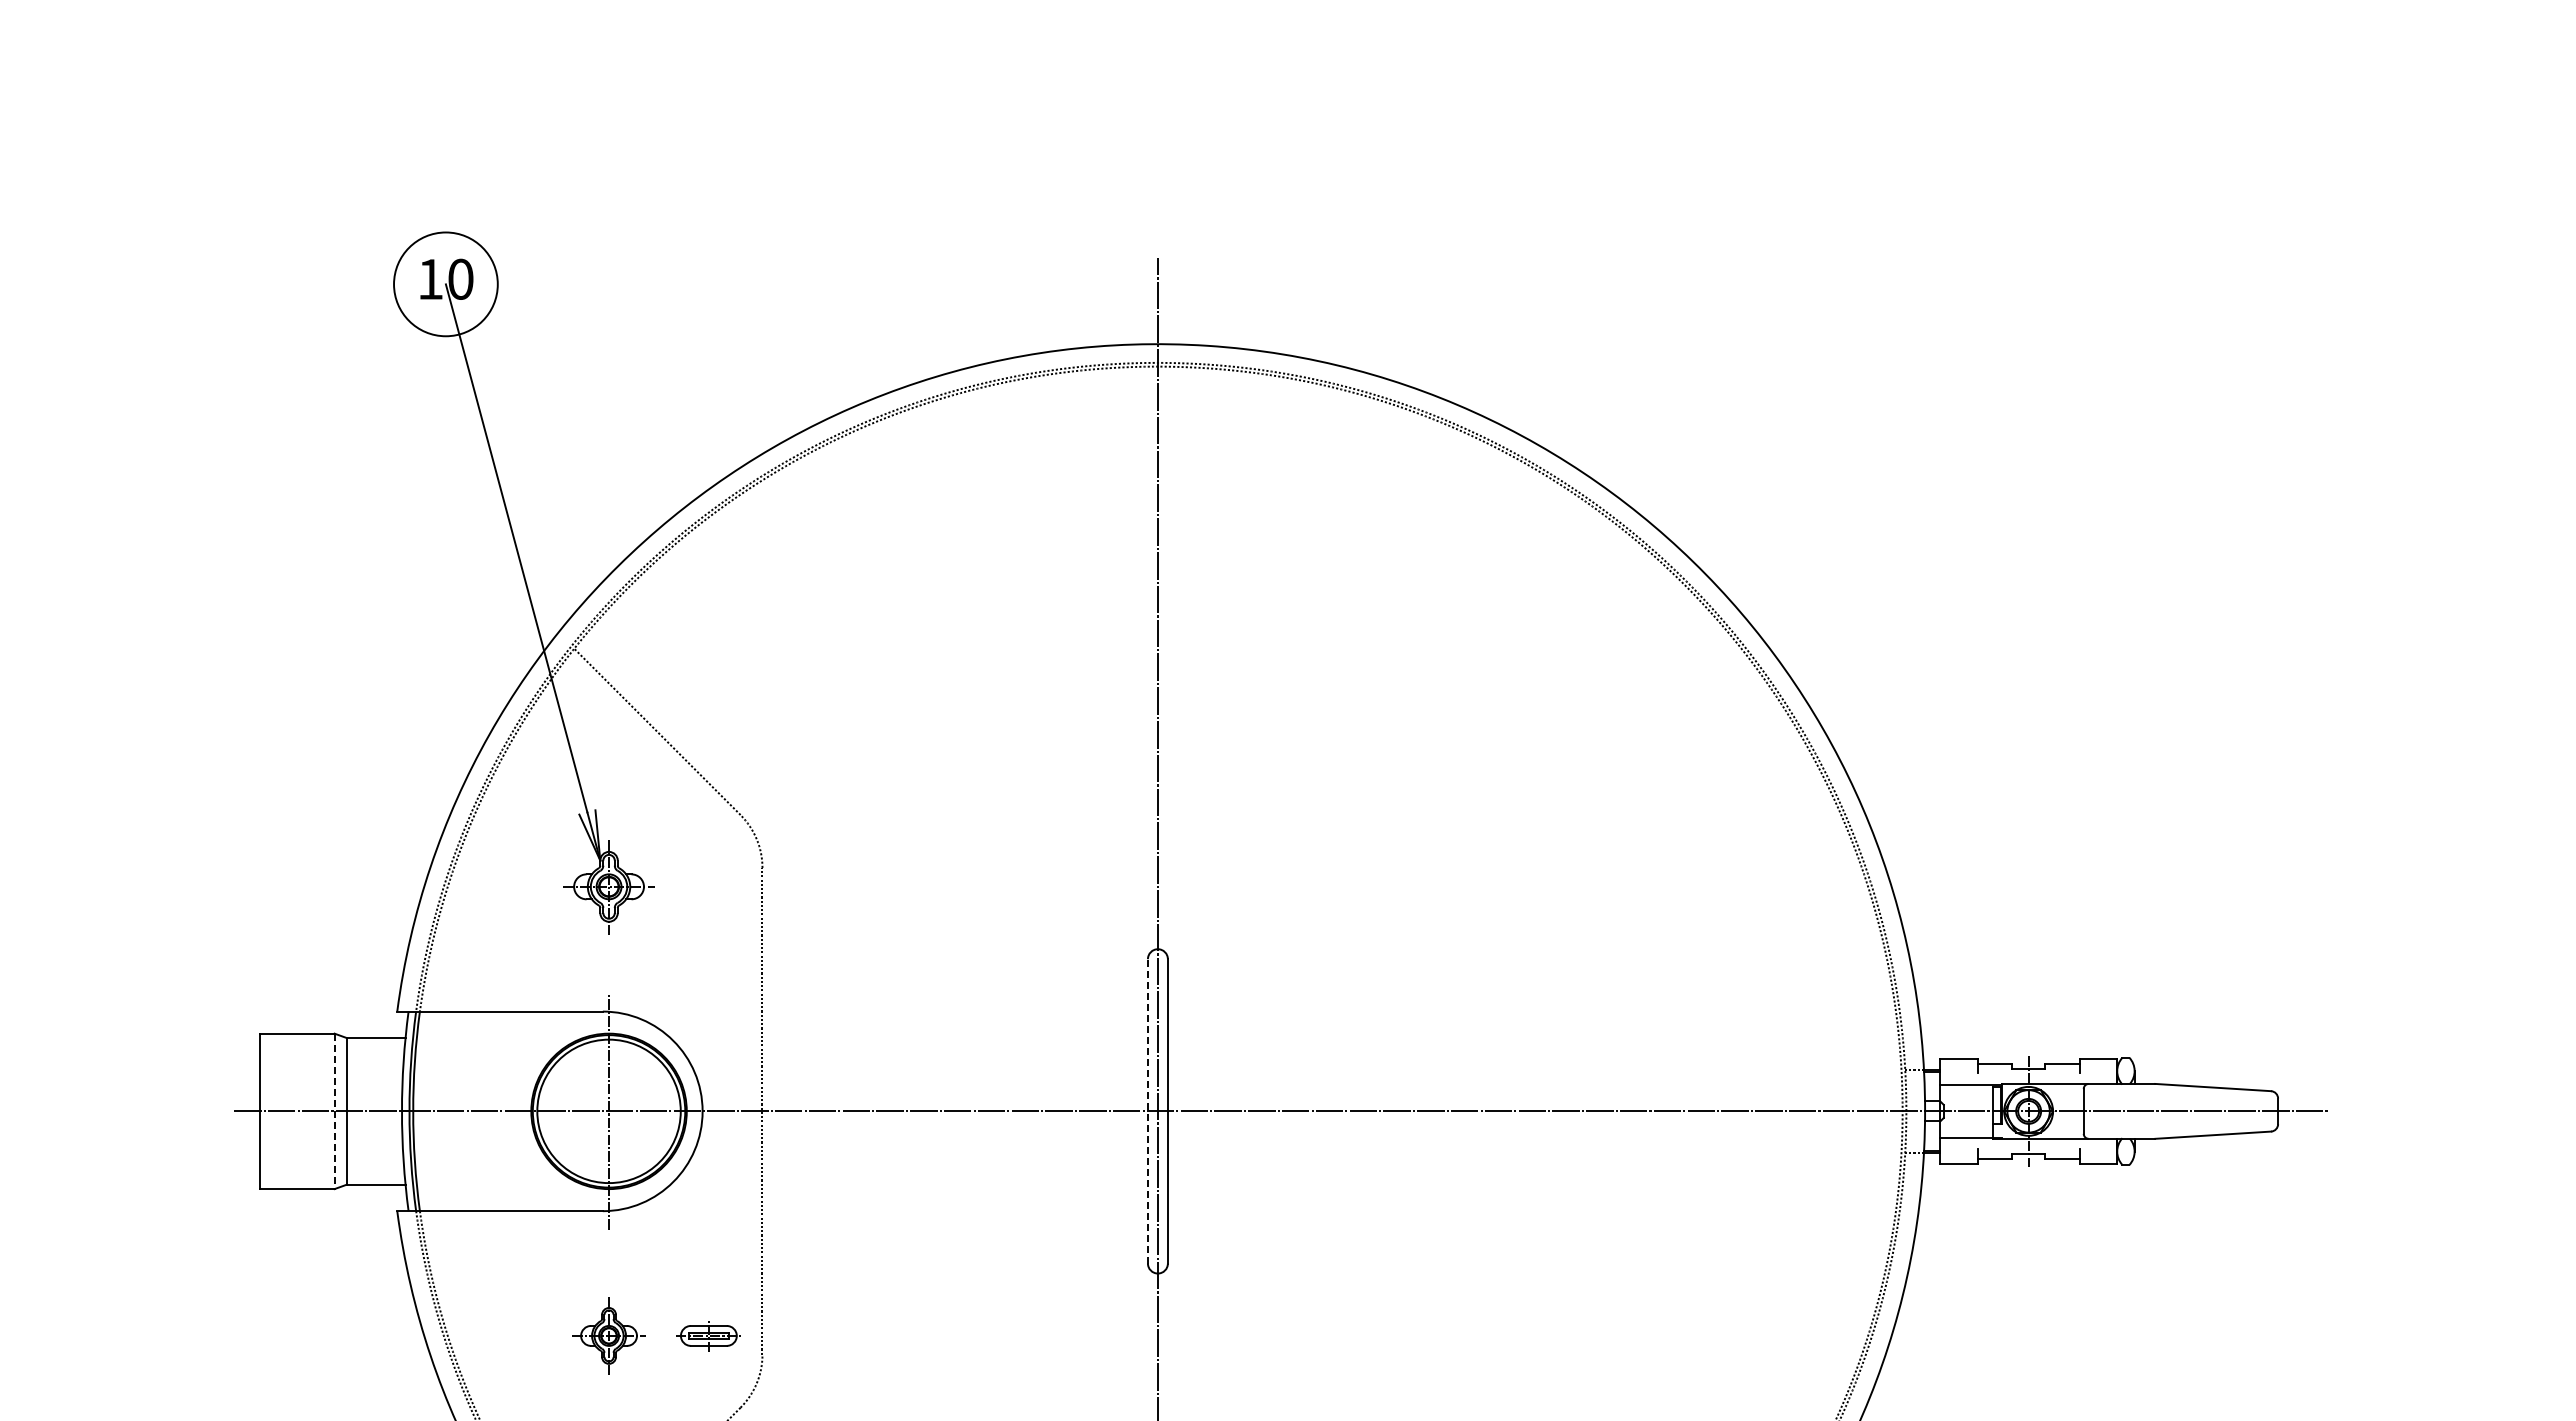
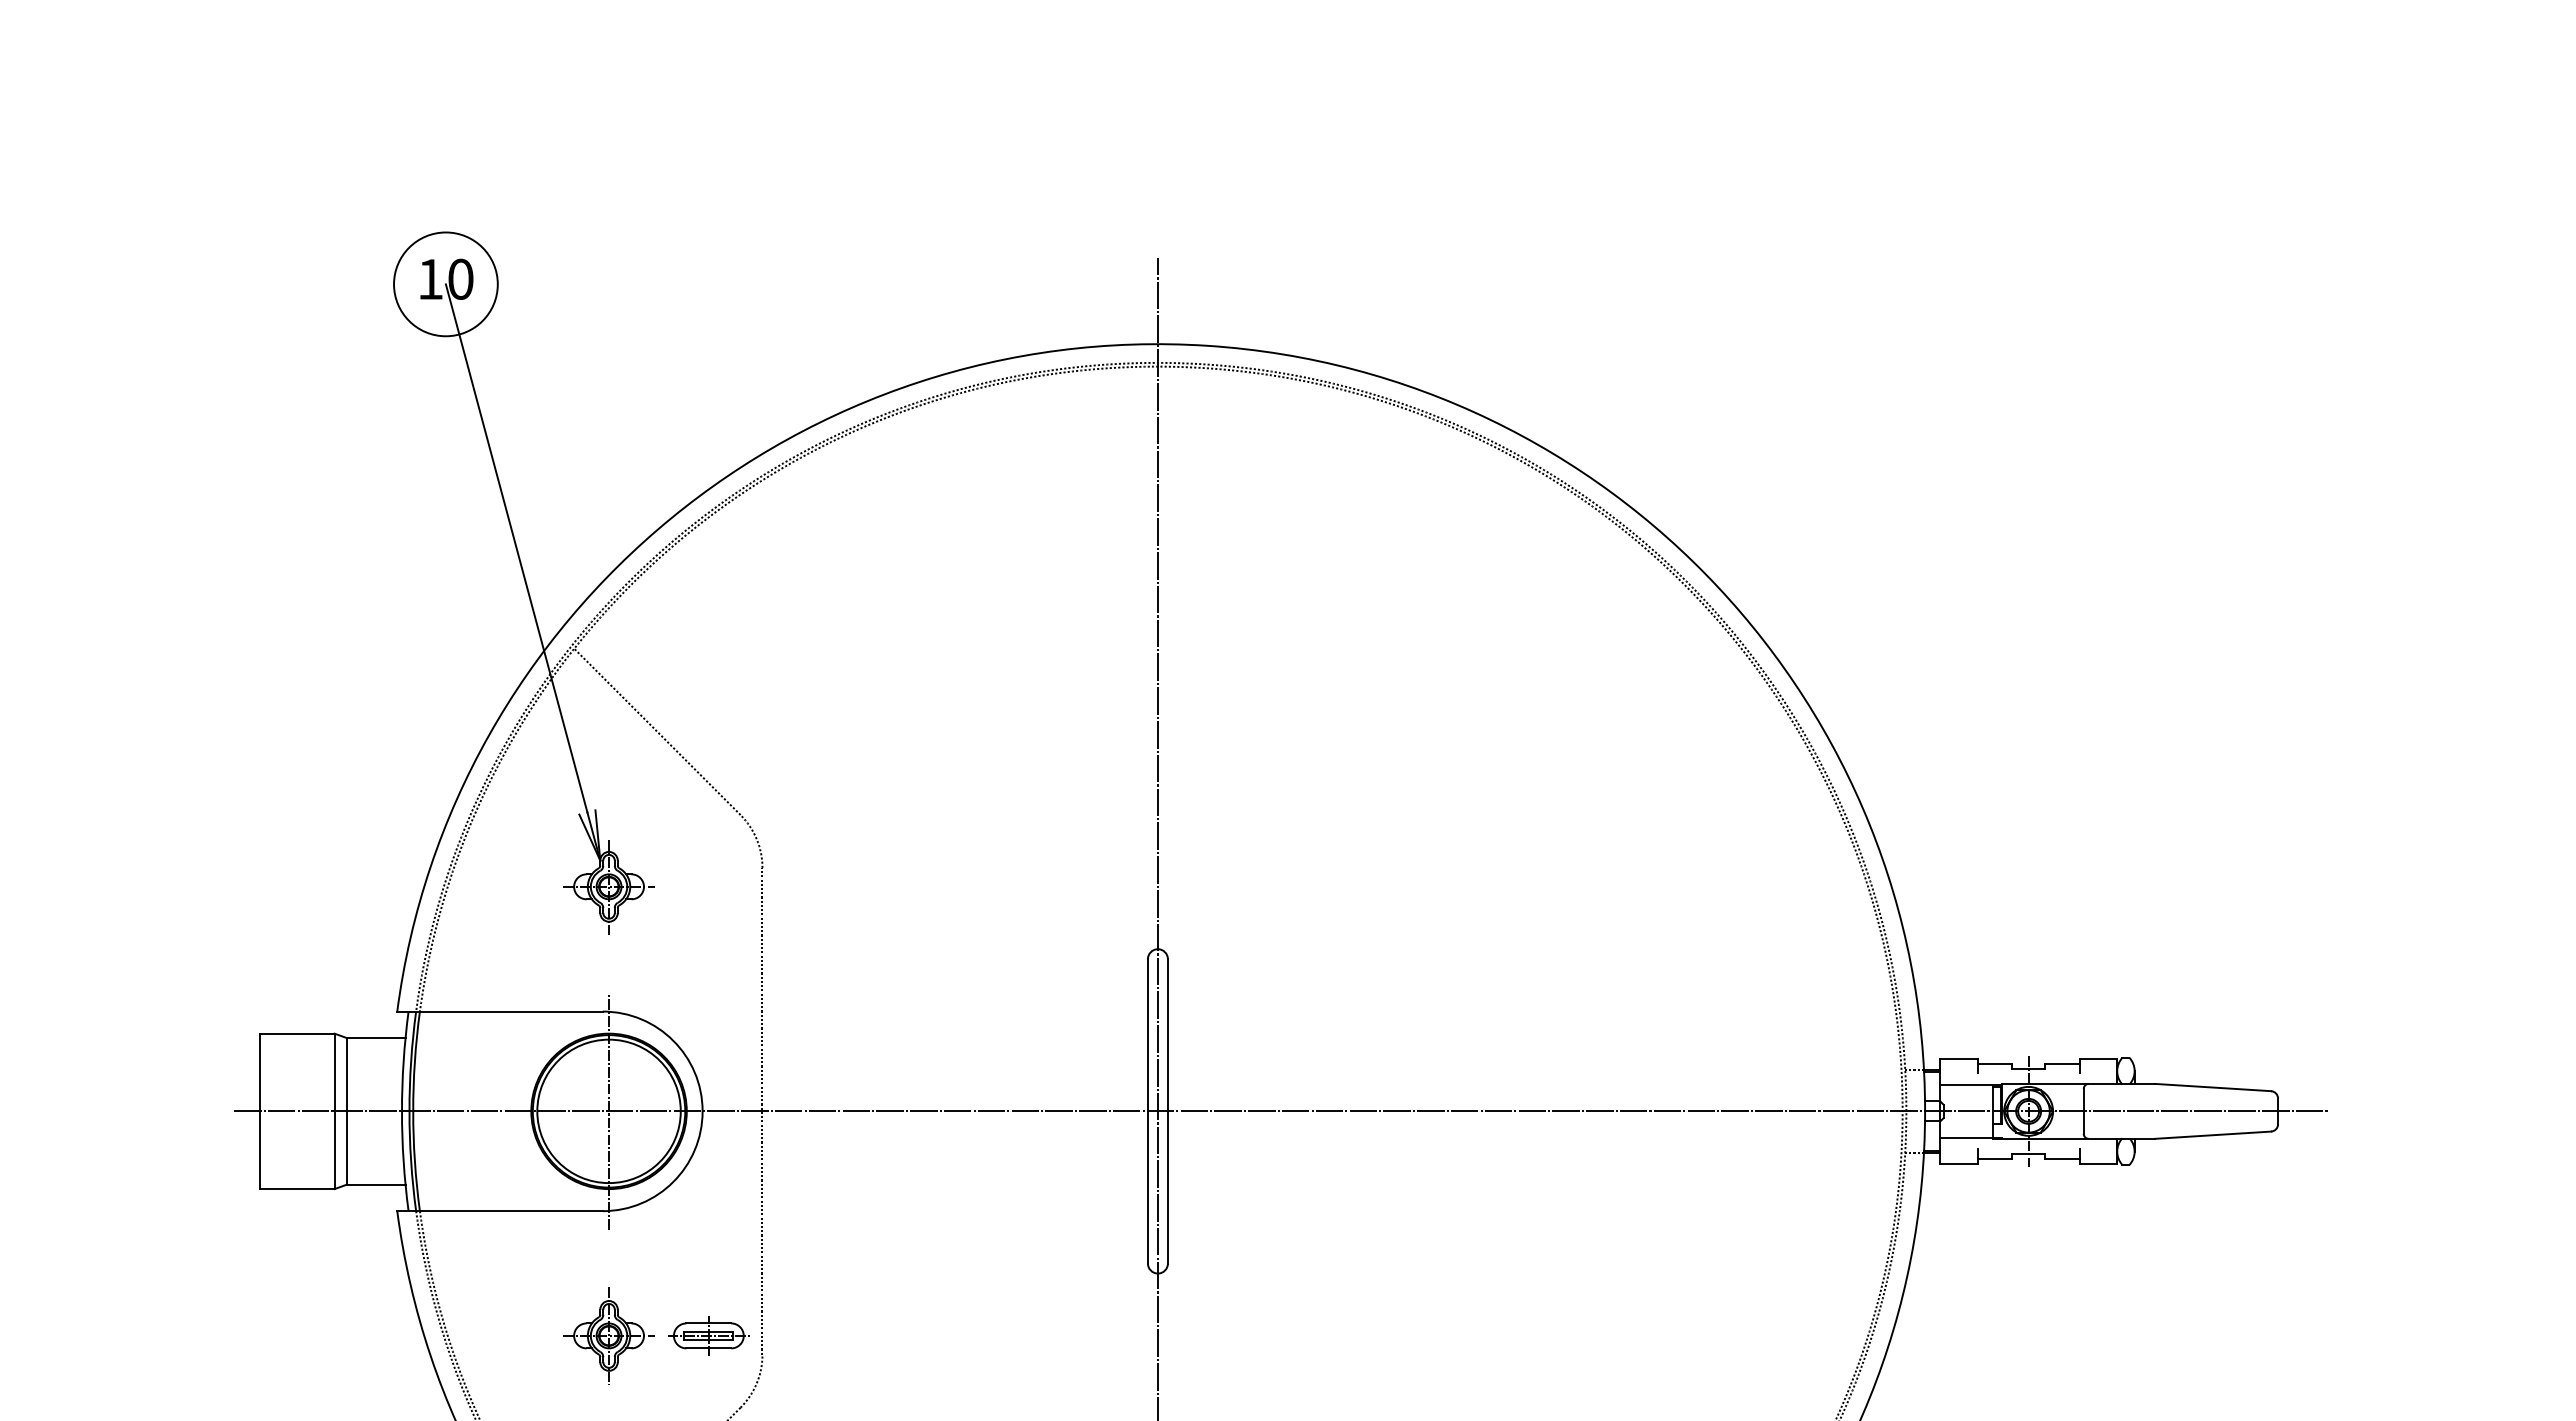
line: dashed -> solid (1147, 1110)
line: dashed -> solid (334, 1111)
part size: 74x78 px -> 92x98 px (608, 1335)
part size: 65x31 px -> 82x40 px (708, 1335)
